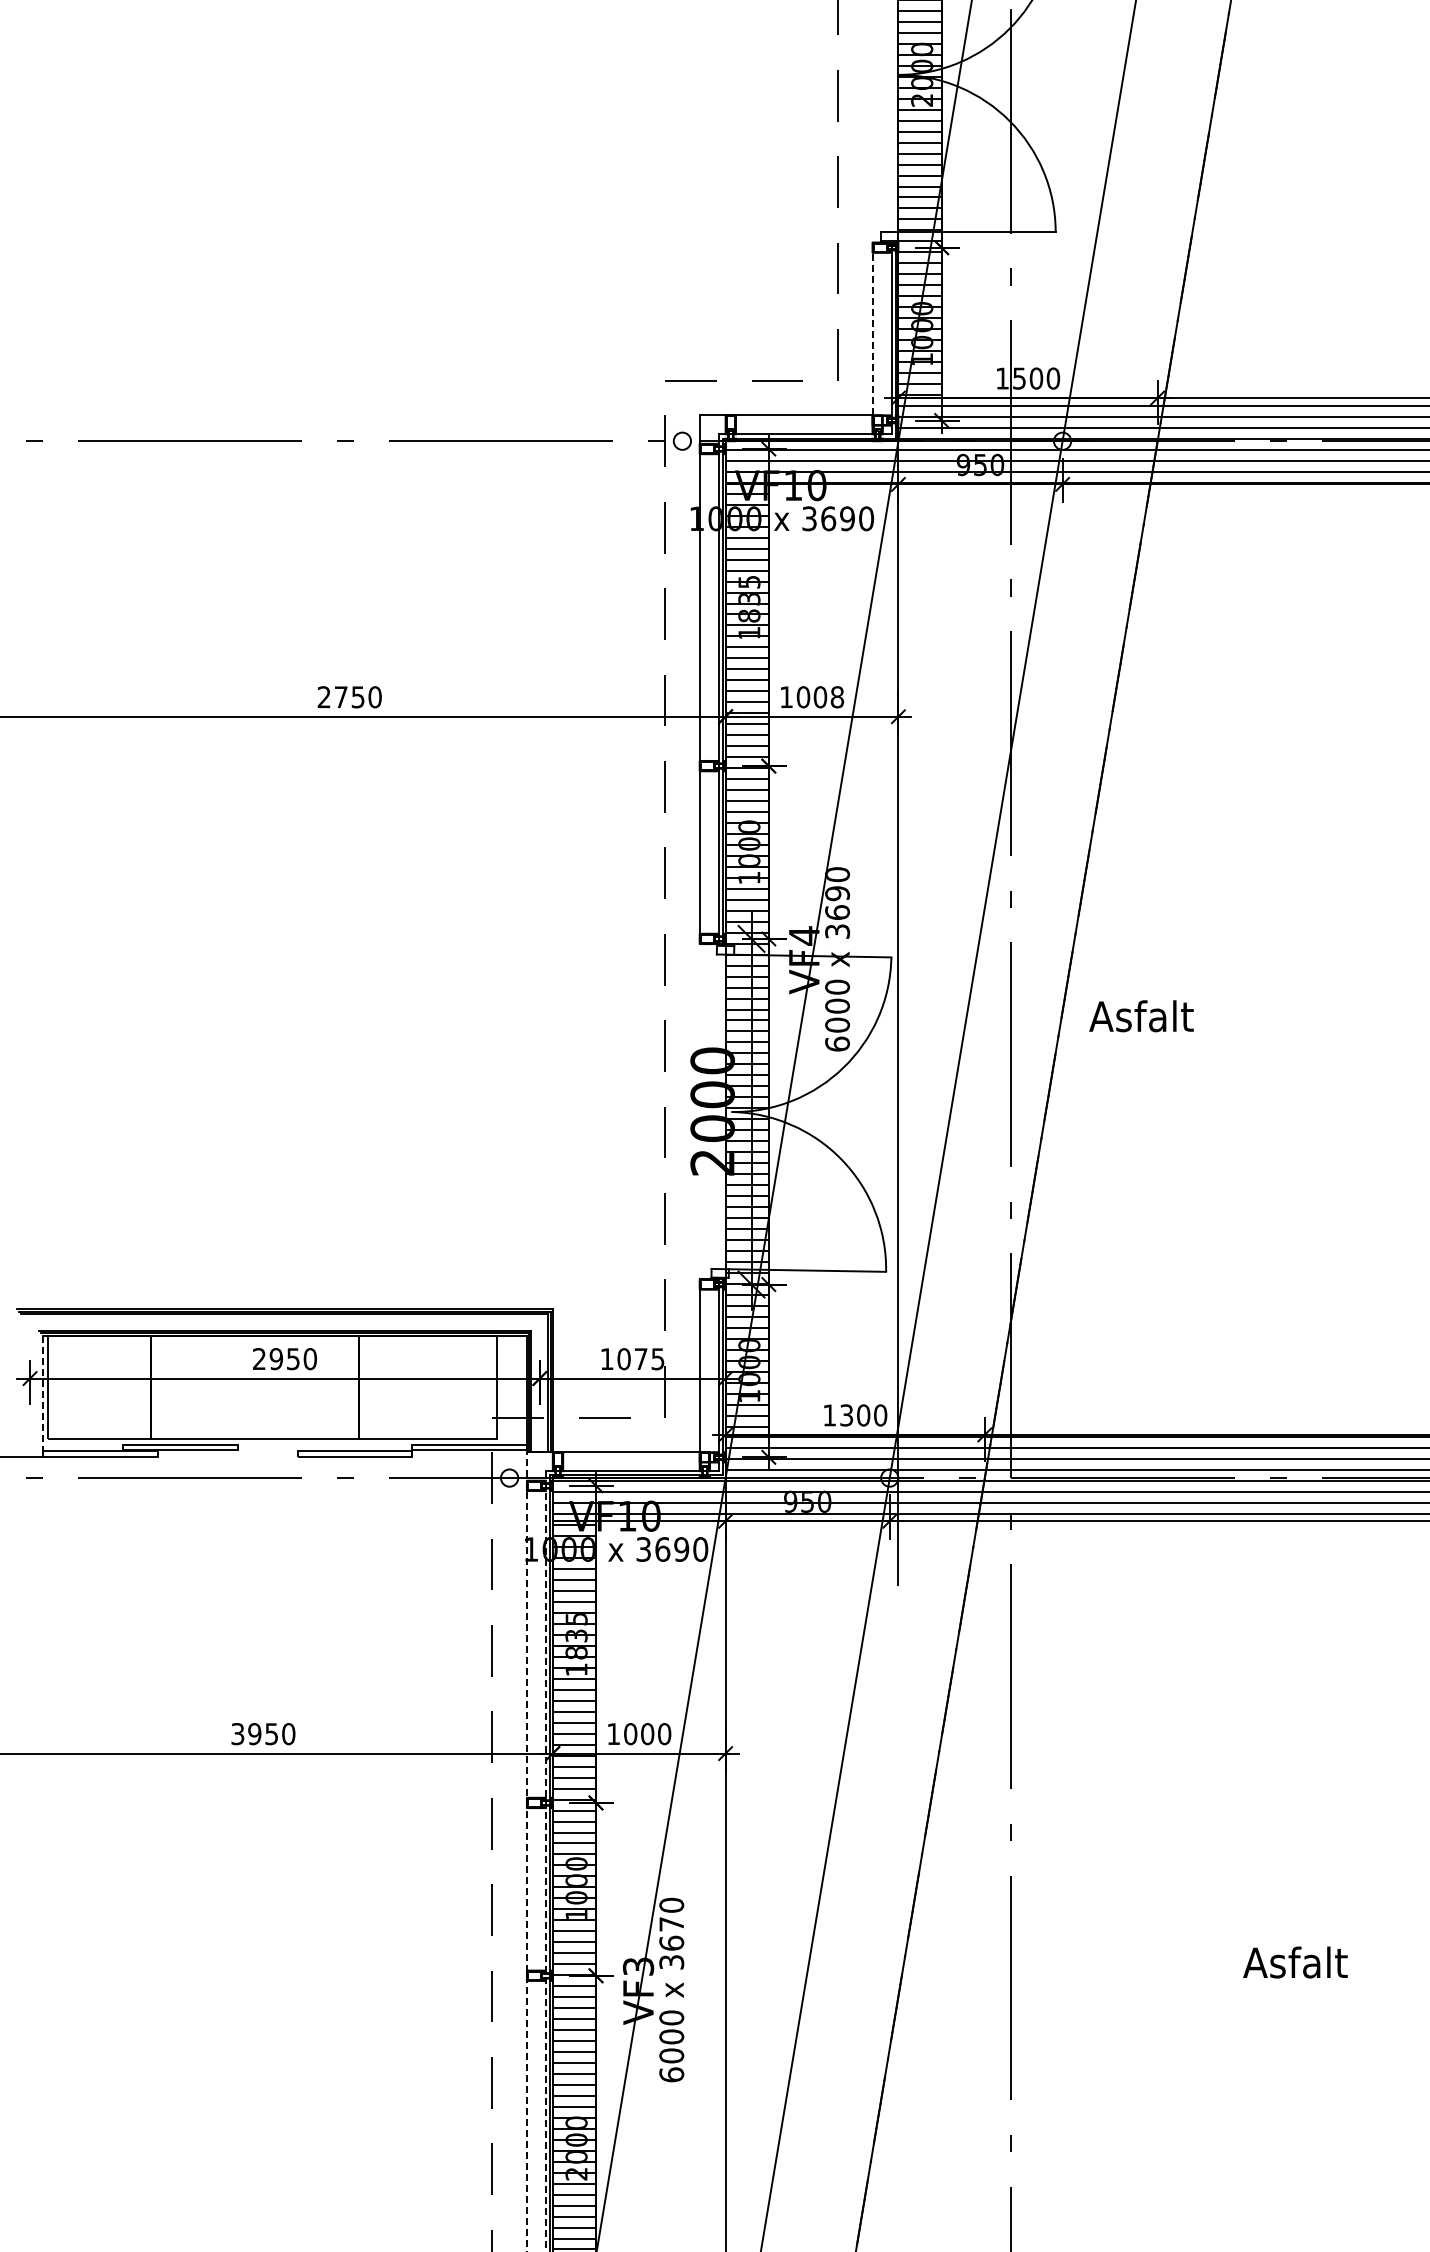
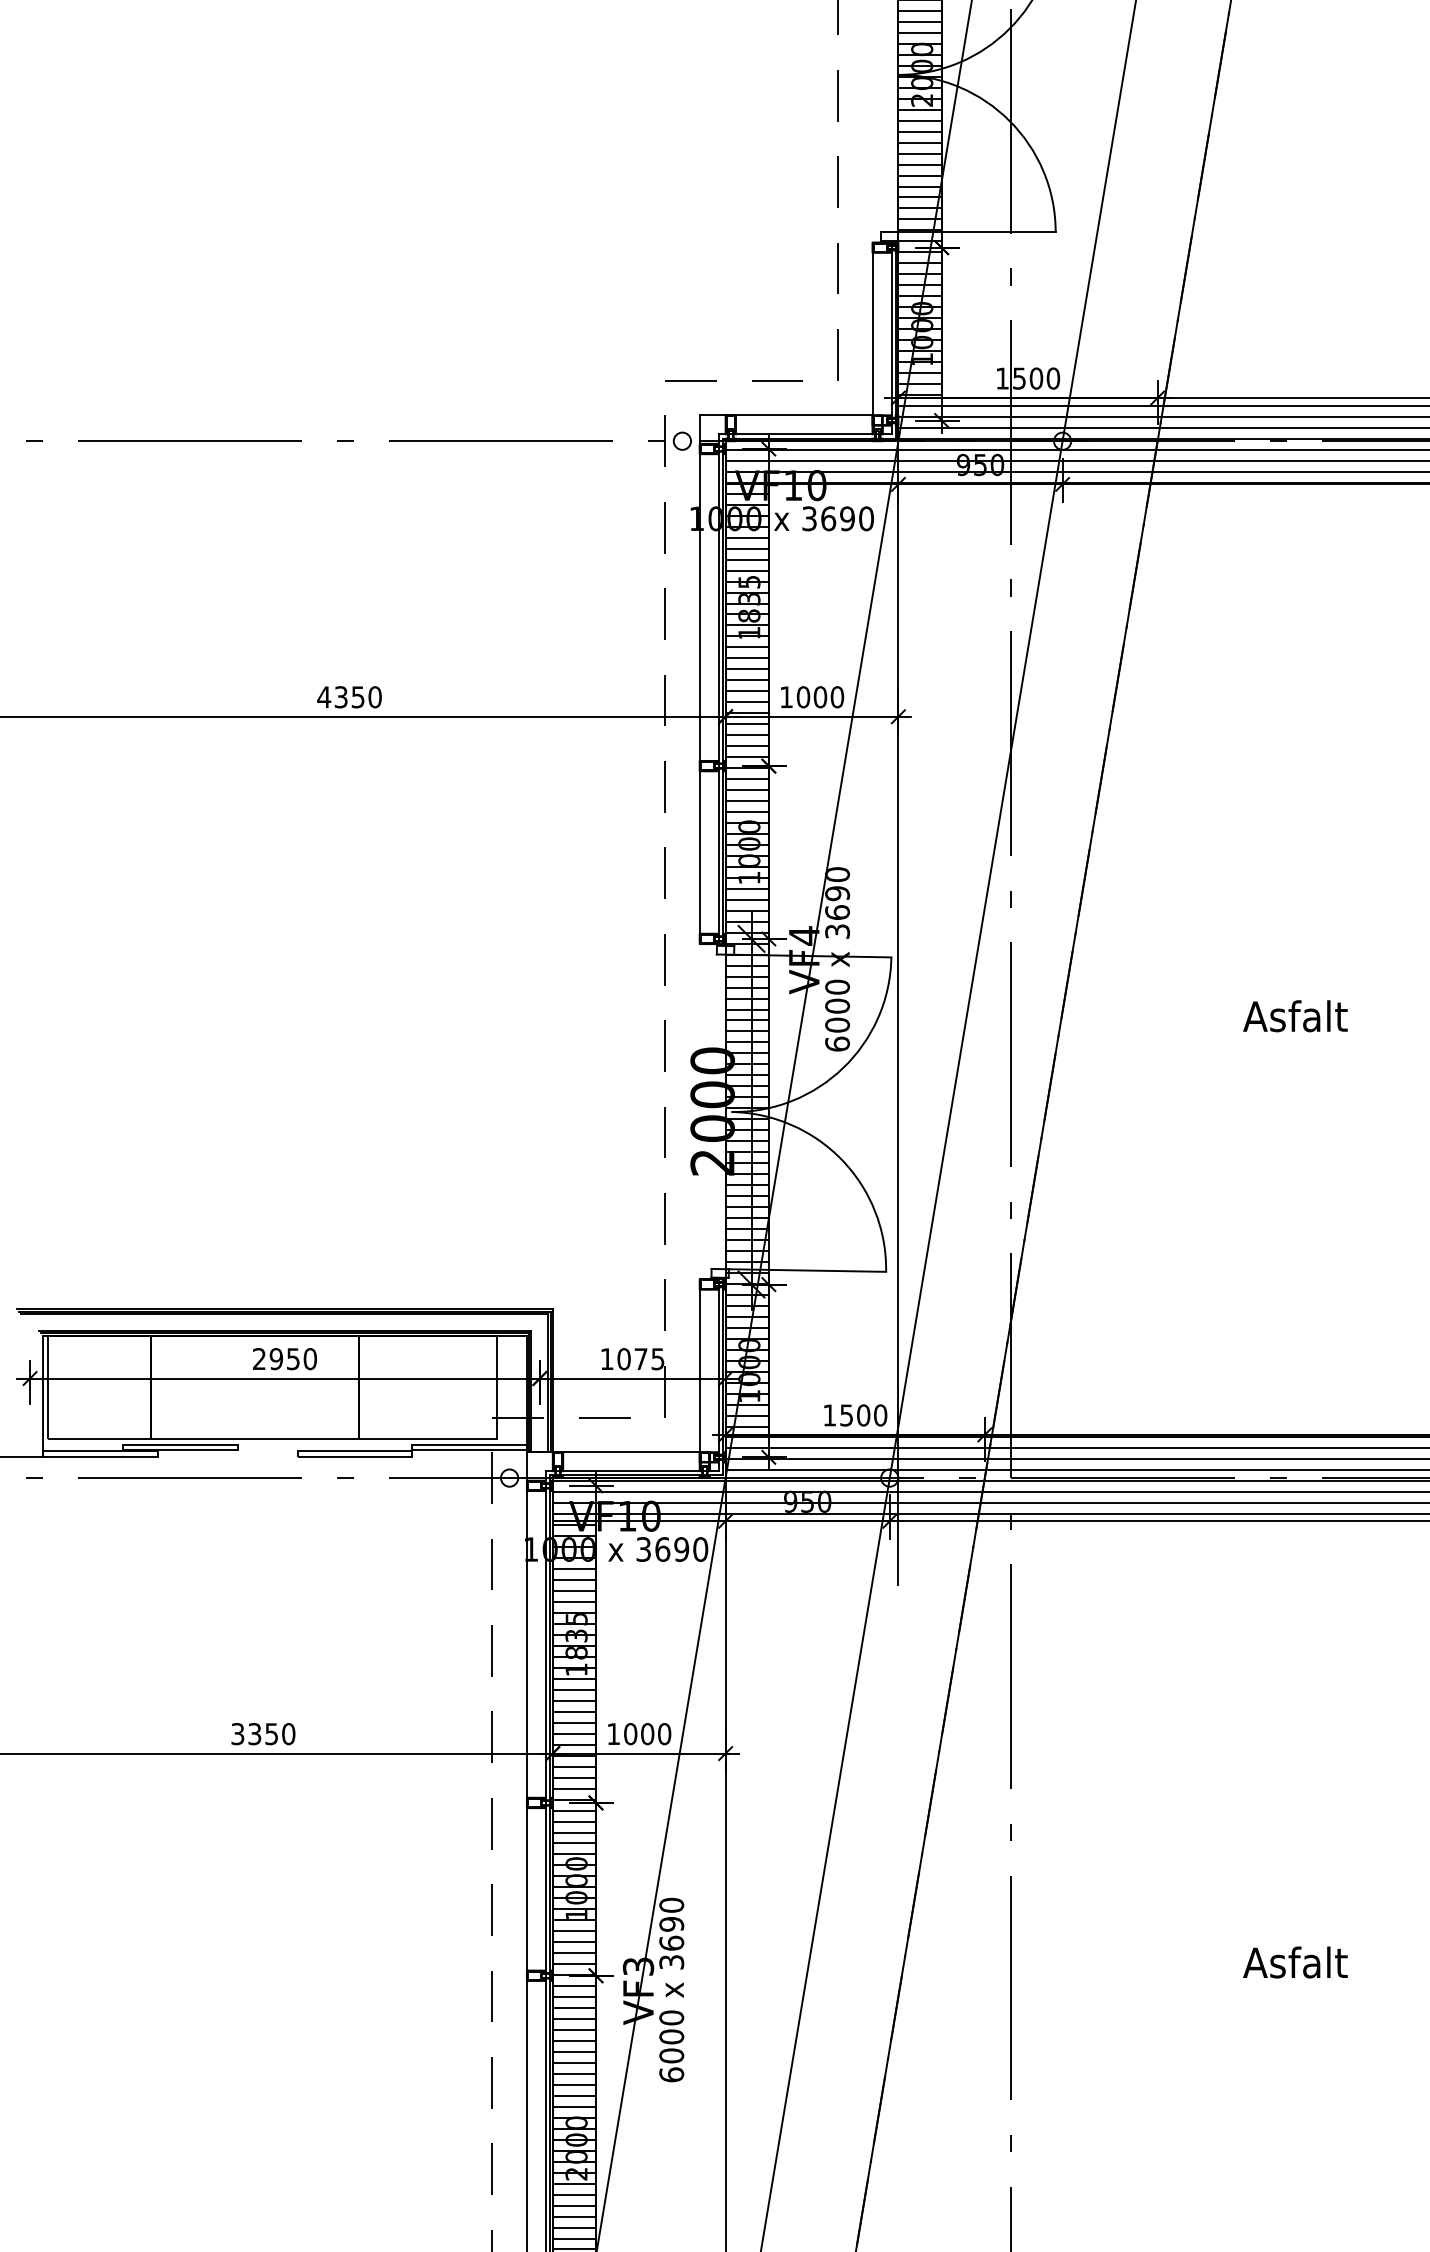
line: dashed -> solid (872, 328)
text: 2750 -> 4350 (332, 697)
text: 1008 -> 1000 (837, 697)
text position: (1141, 1016) -> (1295, 1016) (1295, 1016)
line: dashed -> solid (43, 1396)
text: 1300 -> 1500 (846, 1414)
text: 3950 -> 3350 (254, 1734)
line: dashed -> solid (526, 1851)
line: dashed -> solid (545, 1861)
text: 3670 -> 3690 (671, 1924)
